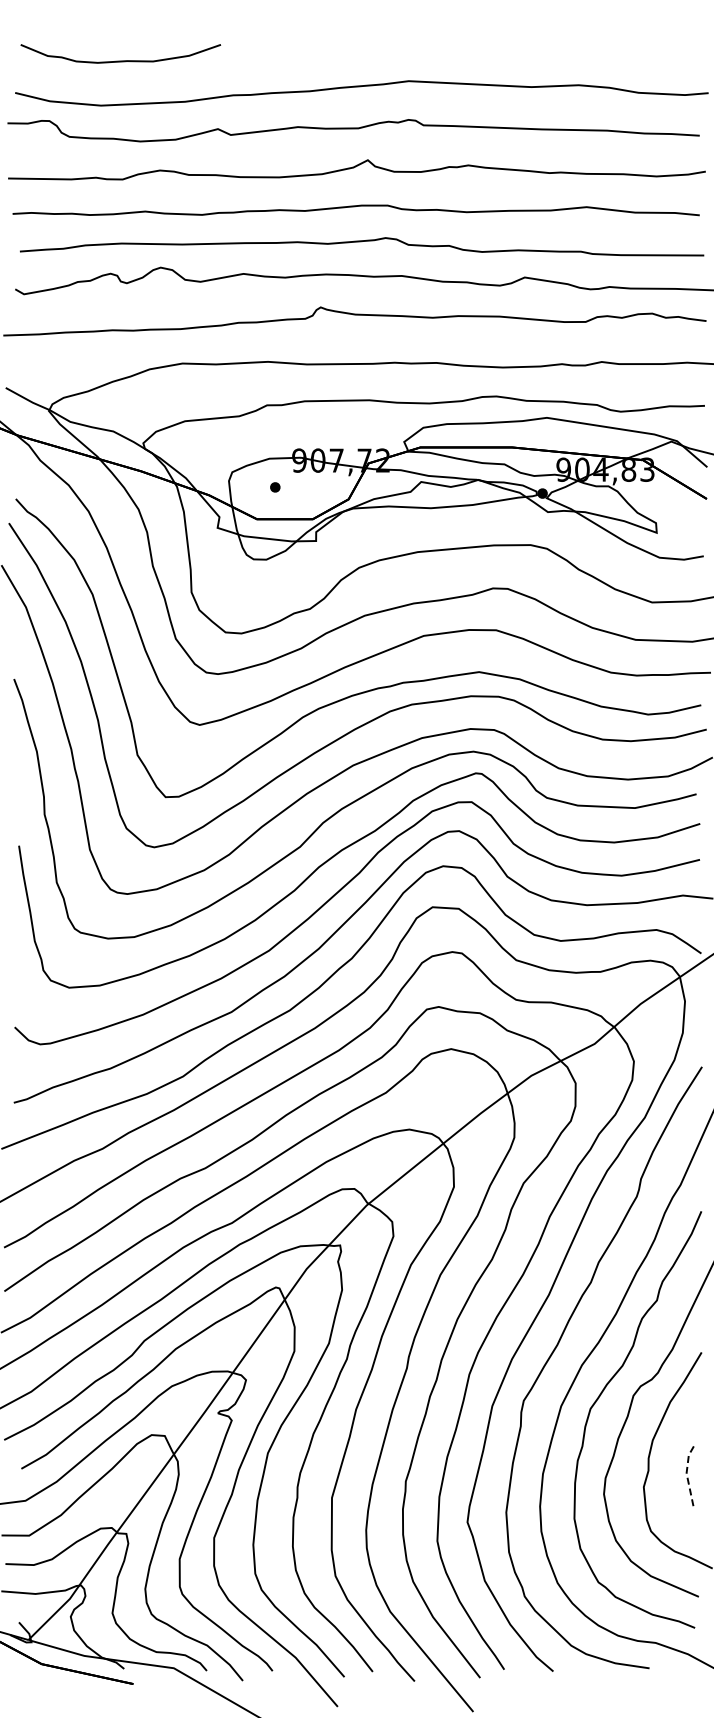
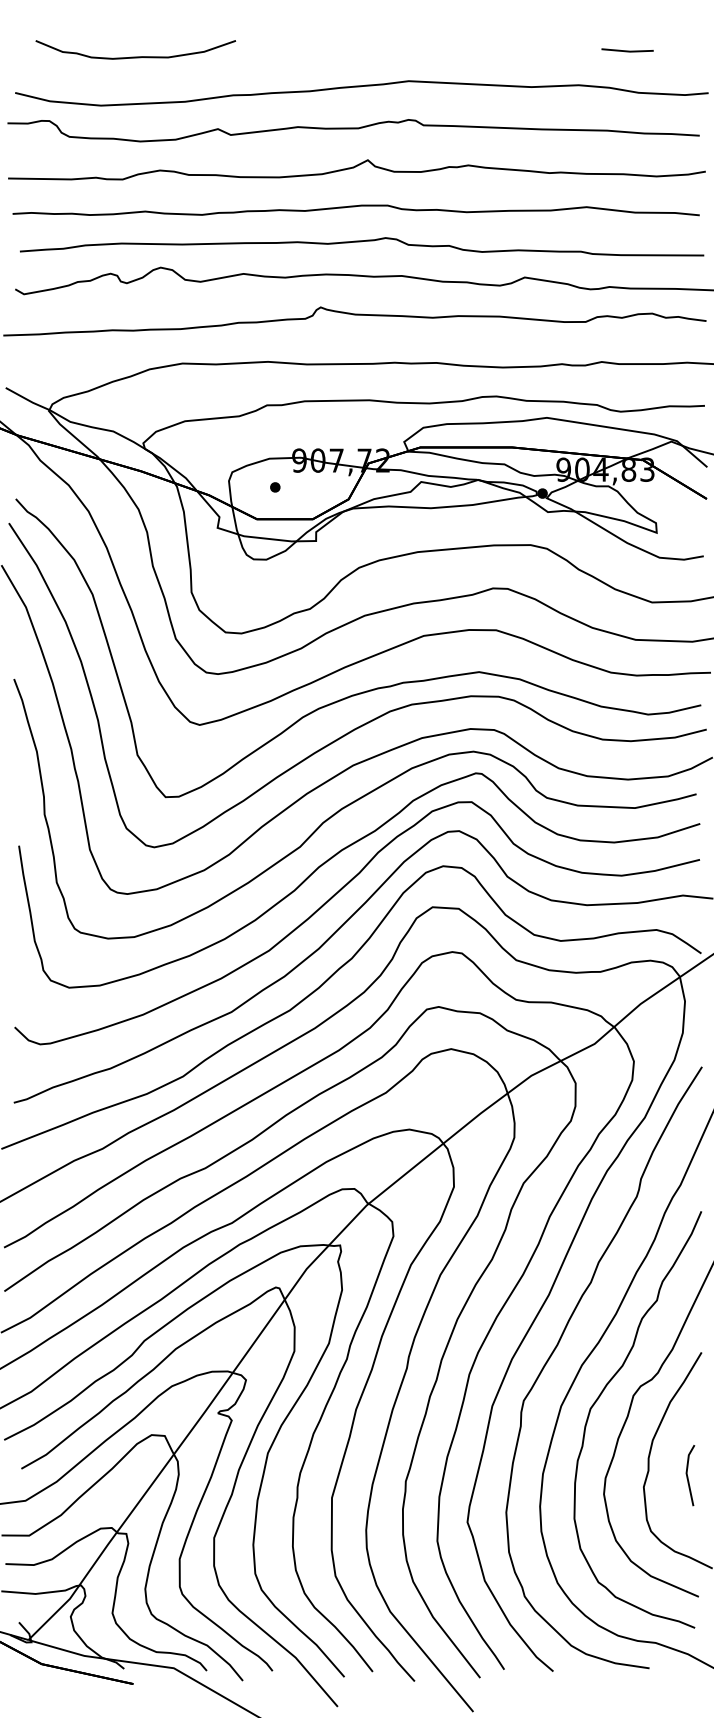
line: none -> present (627, 50)
curve position: (120, 60) -> (135, 56) (135, 56)
line: dashed -> solid (686, 1473)
